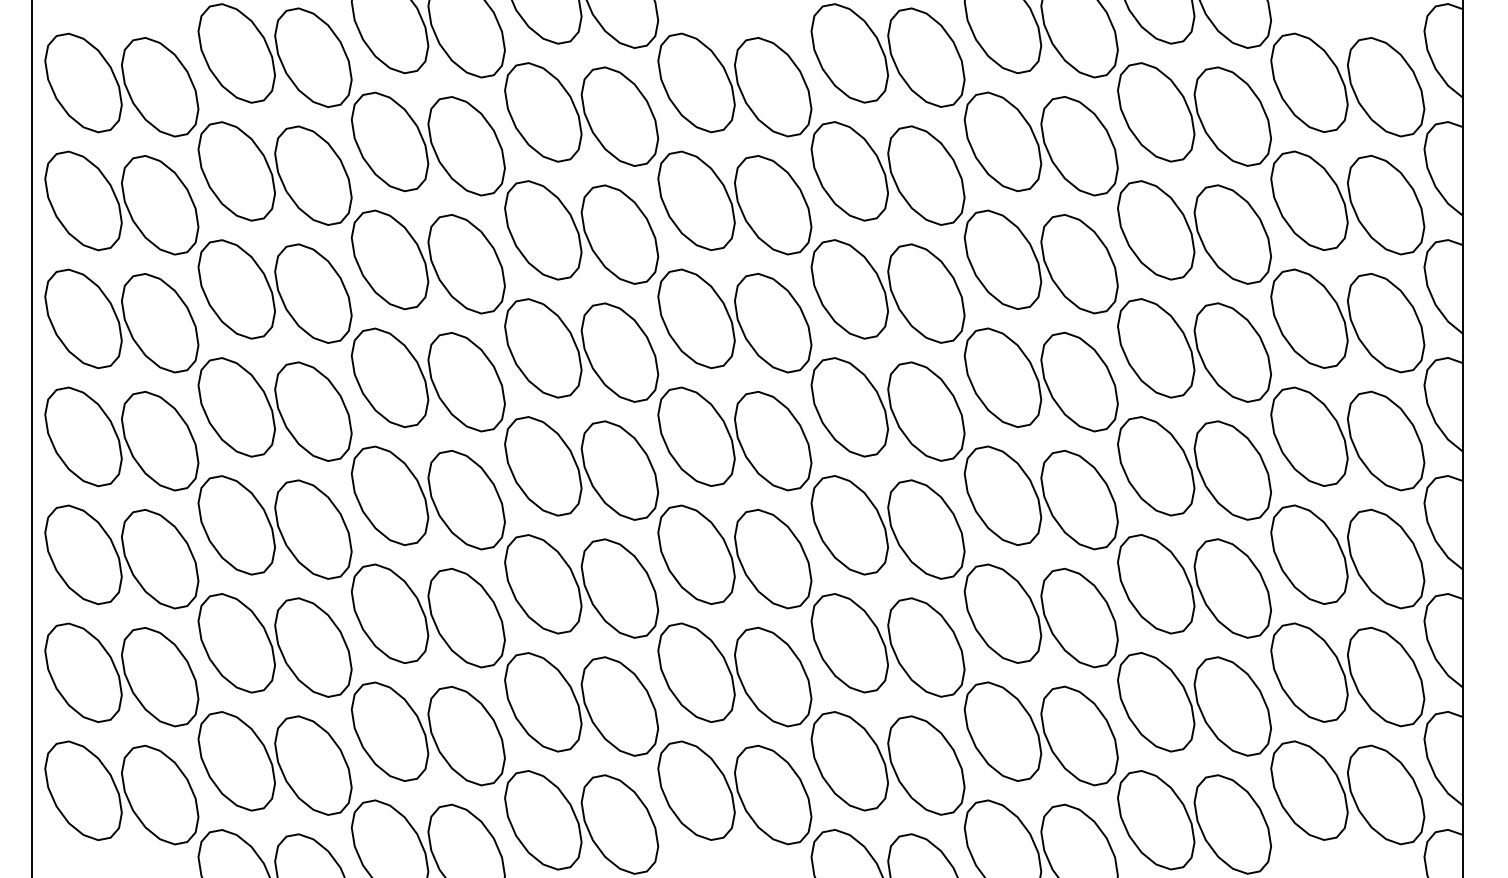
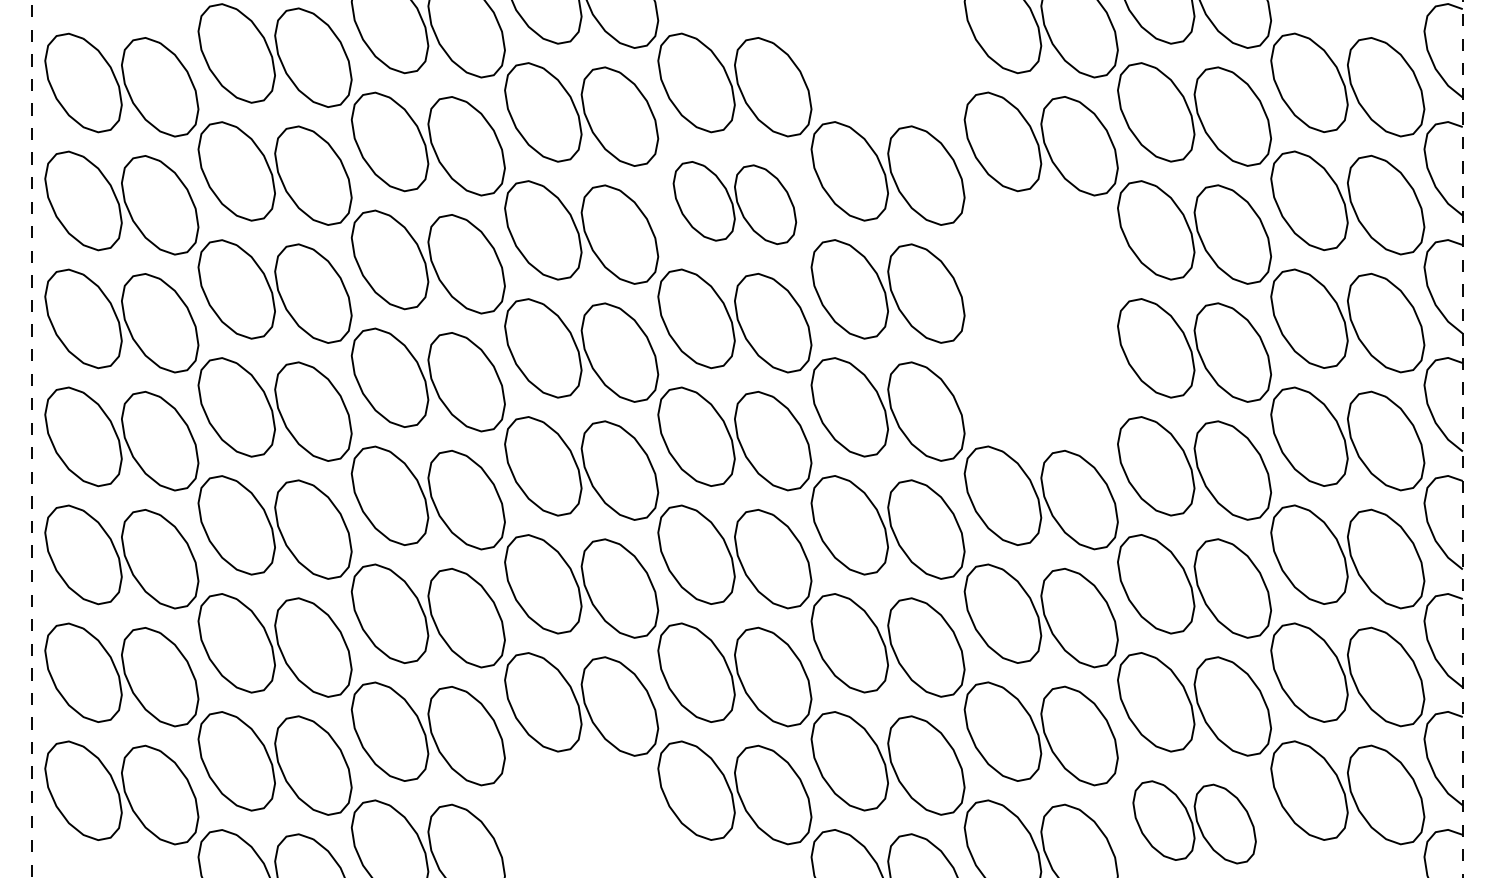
part: present -> none (887, 55)
part size: 156x106 px -> 126x85 px (734, 203)
part: present -> none (1040, 261)
part: present -> none (1040, 379)
line: solid -> dashed (32, 438)
line: solid -> dashed (1462, 438)
part: present -> none (581, 822)
part size: 156x105 px -> 125x85 px (1194, 822)
